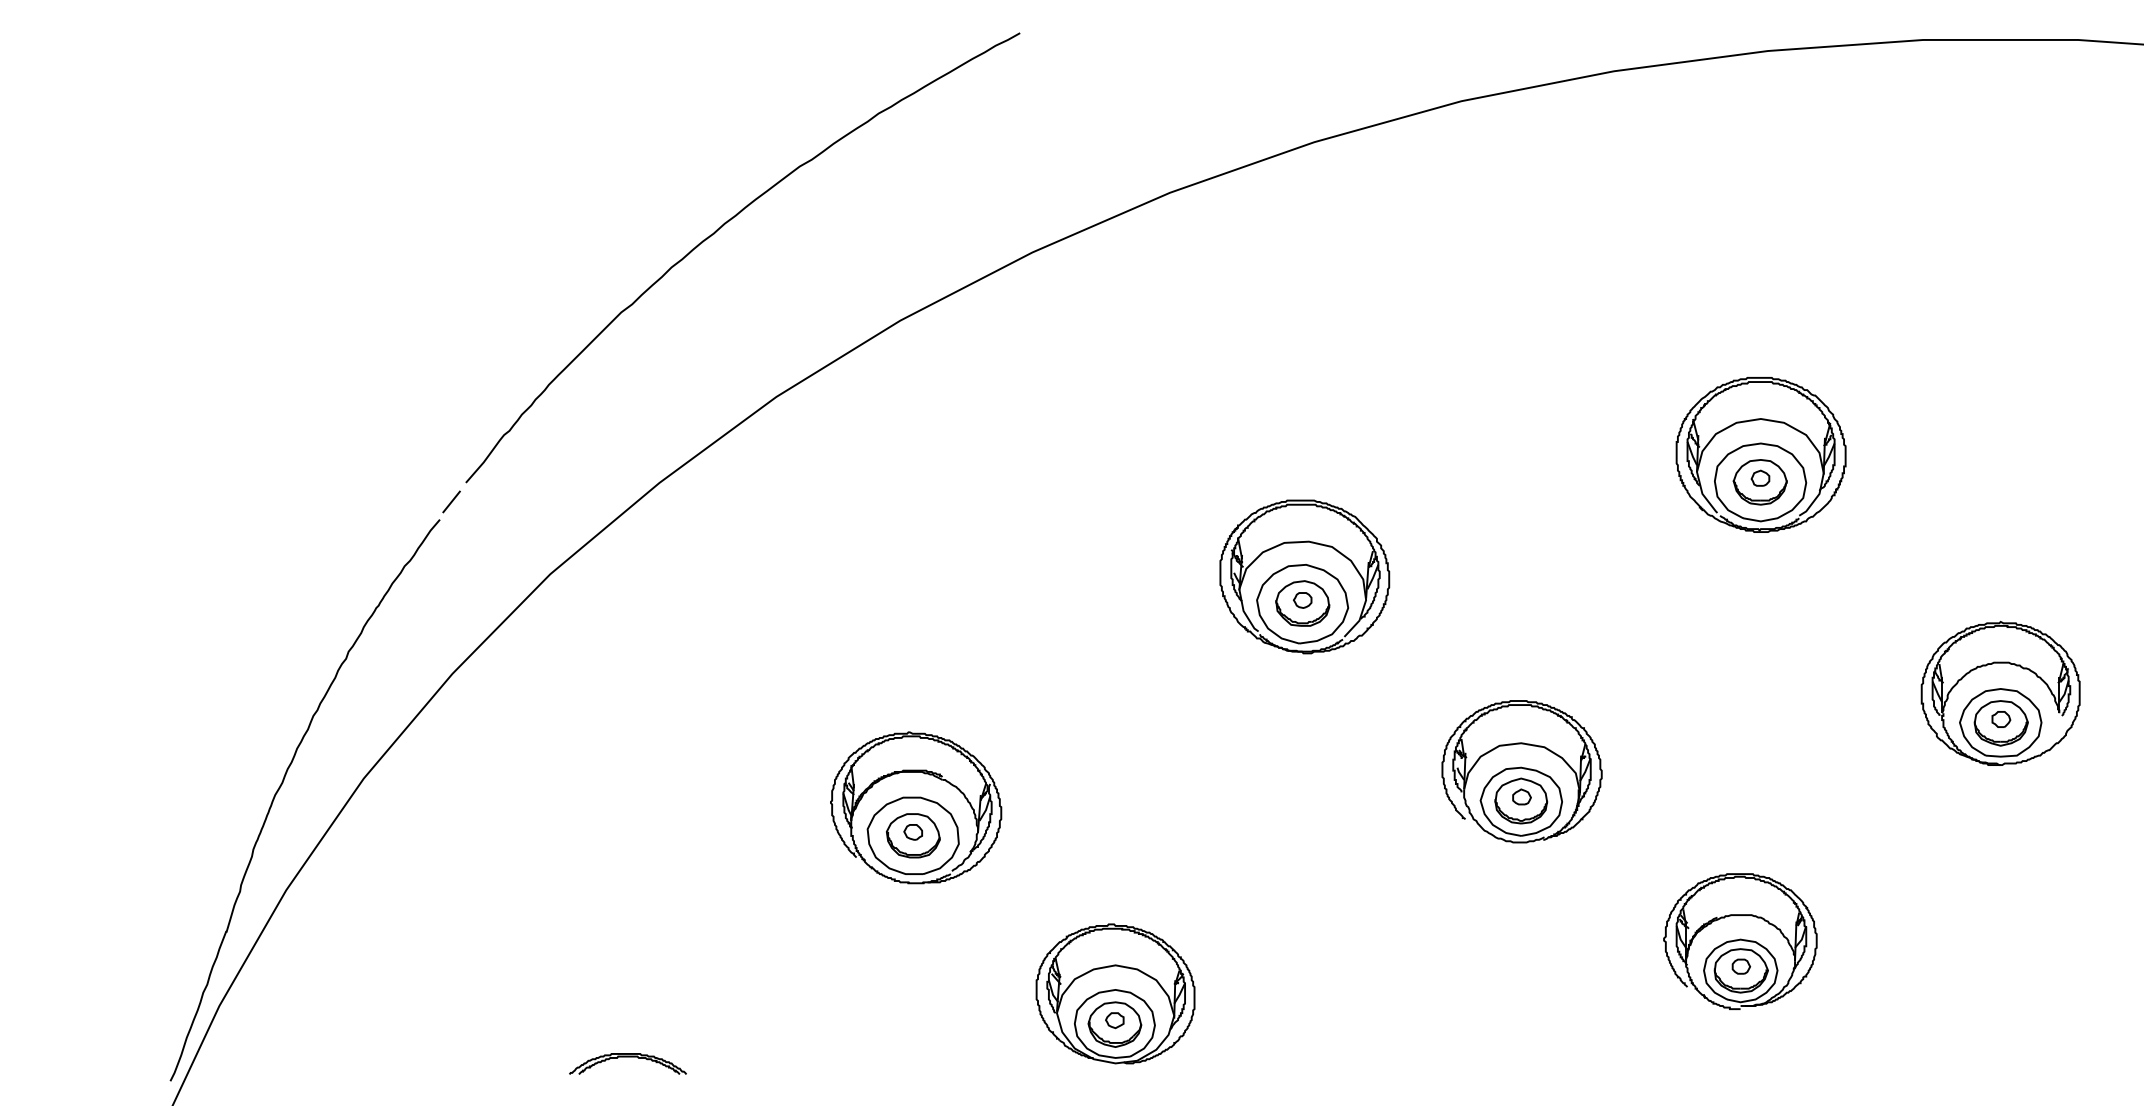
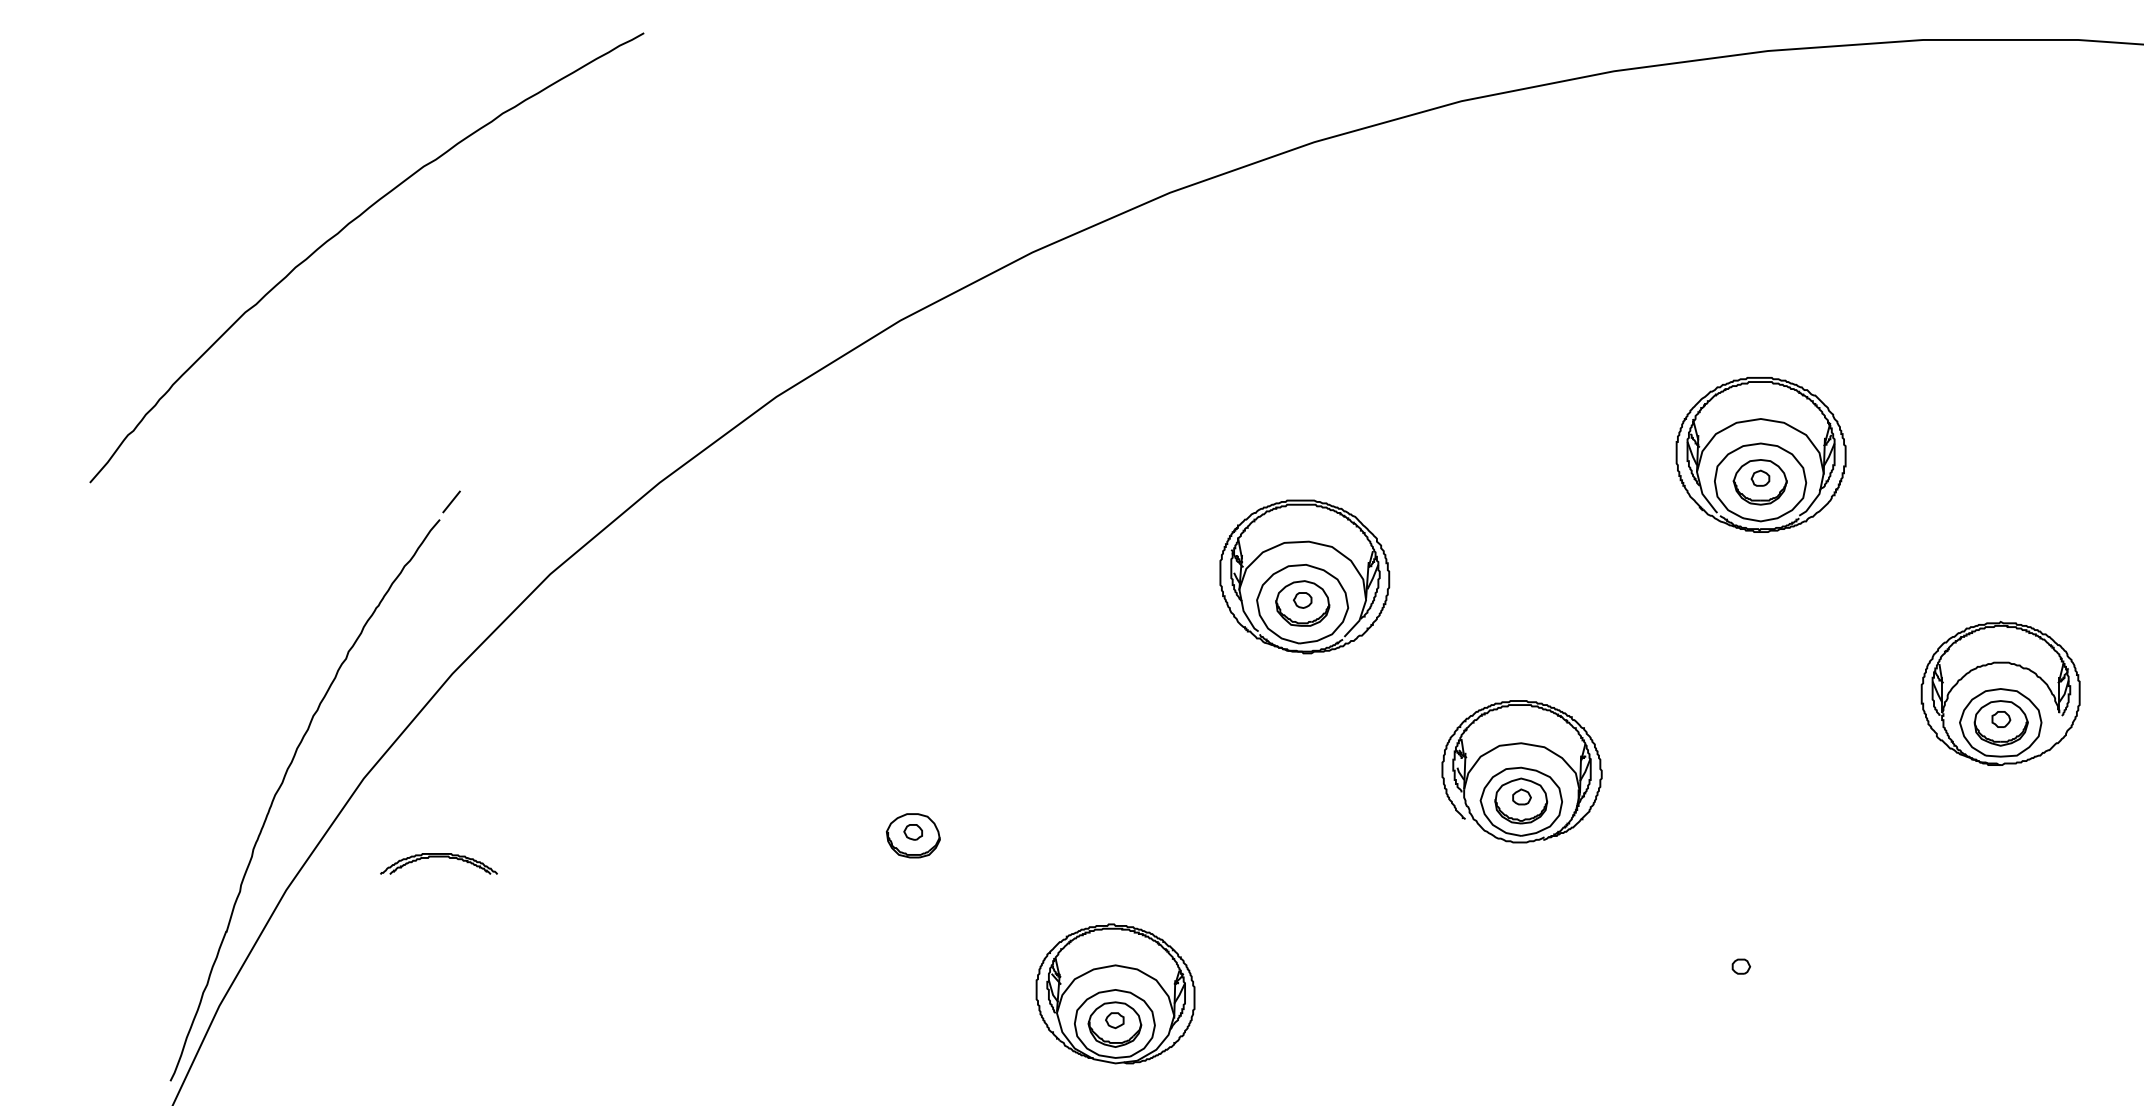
curve position: (722, 227) -> (346, 227) (346, 227)
part: present -> none (916, 807)
part: present -> none (1740, 941)
part position: (627, 1063) -> (438, 863) (438, 863)
